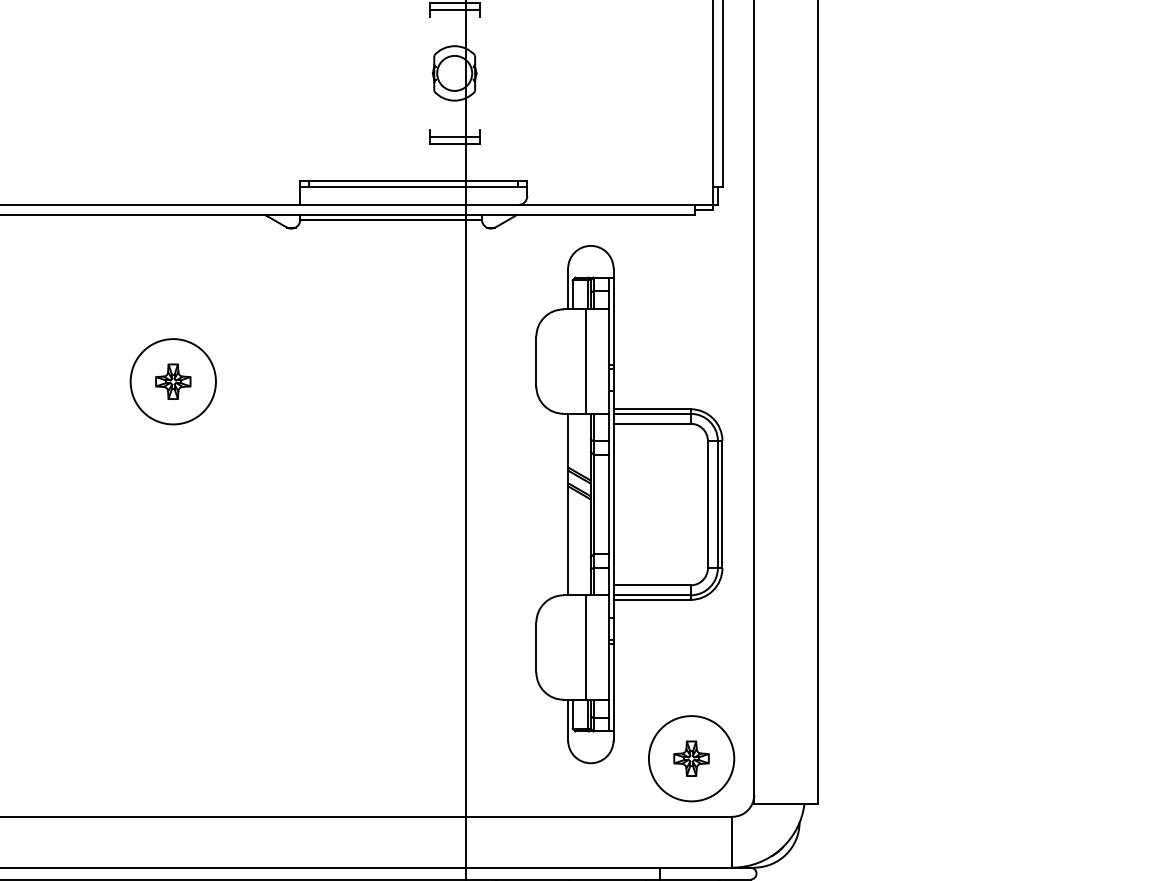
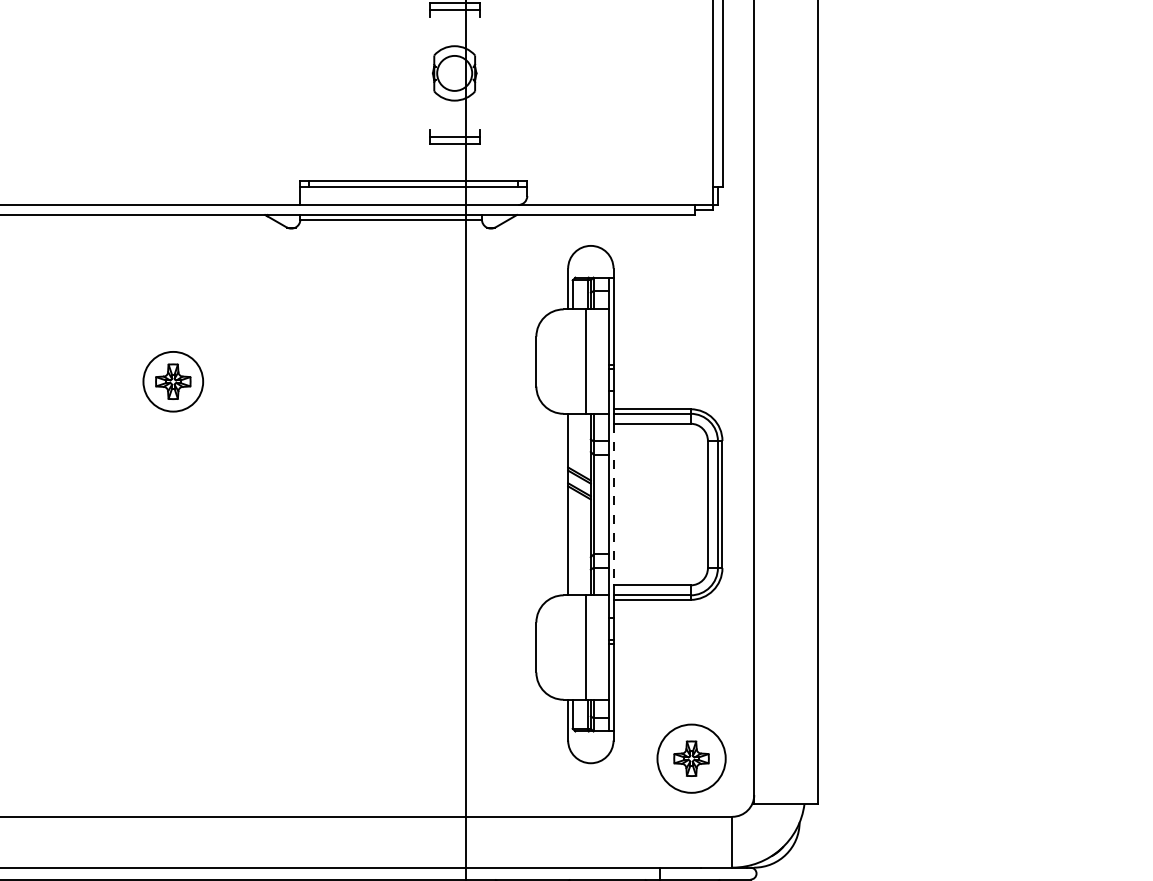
circle diameter: 85 px -> 60 px (173, 381)
line: solid -> dashed (613, 504)
circle diameter: 85 px -> 68 px (691, 758)
